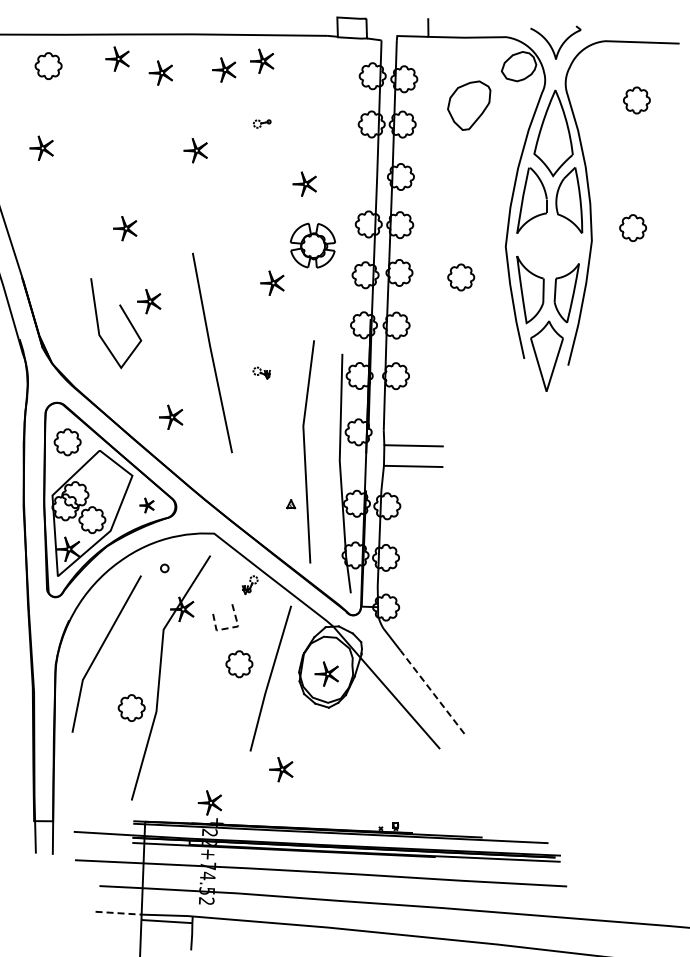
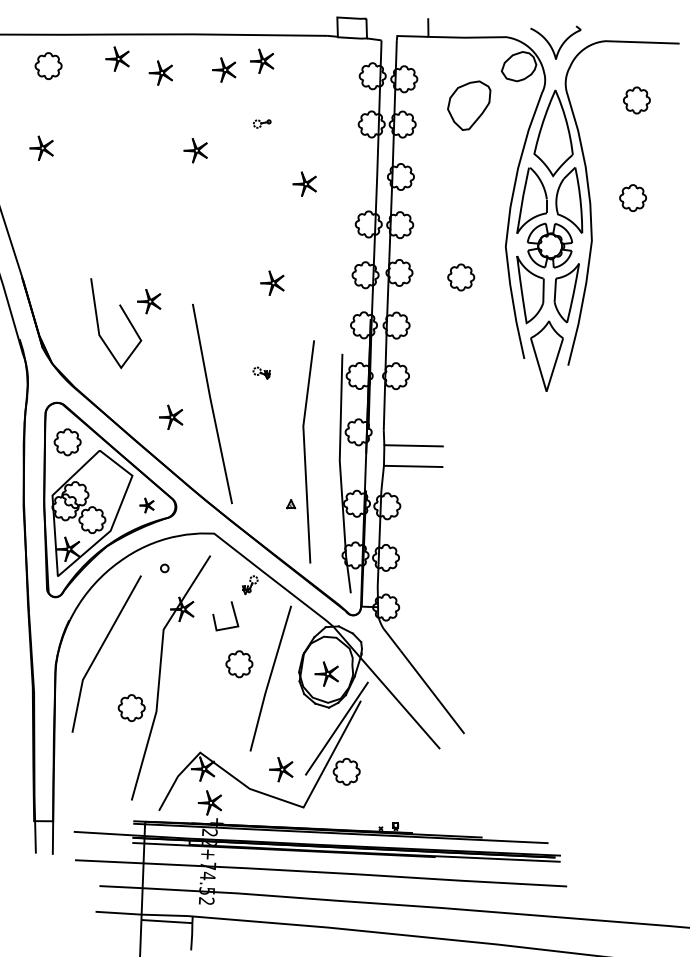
part position: (632, 227) -> (632, 197) (632, 197)
part: present -> none (125, 228)
part position: (313, 245) -> (550, 245) (550, 245)
line position: (212, 352) -> (212, 403) (212, 403)
line: dashed -> solid (231, 627)
line: dashed -> solid (432, 691)
part: none -> present (240, 780)
line: dashed -> solid (119, 913)
